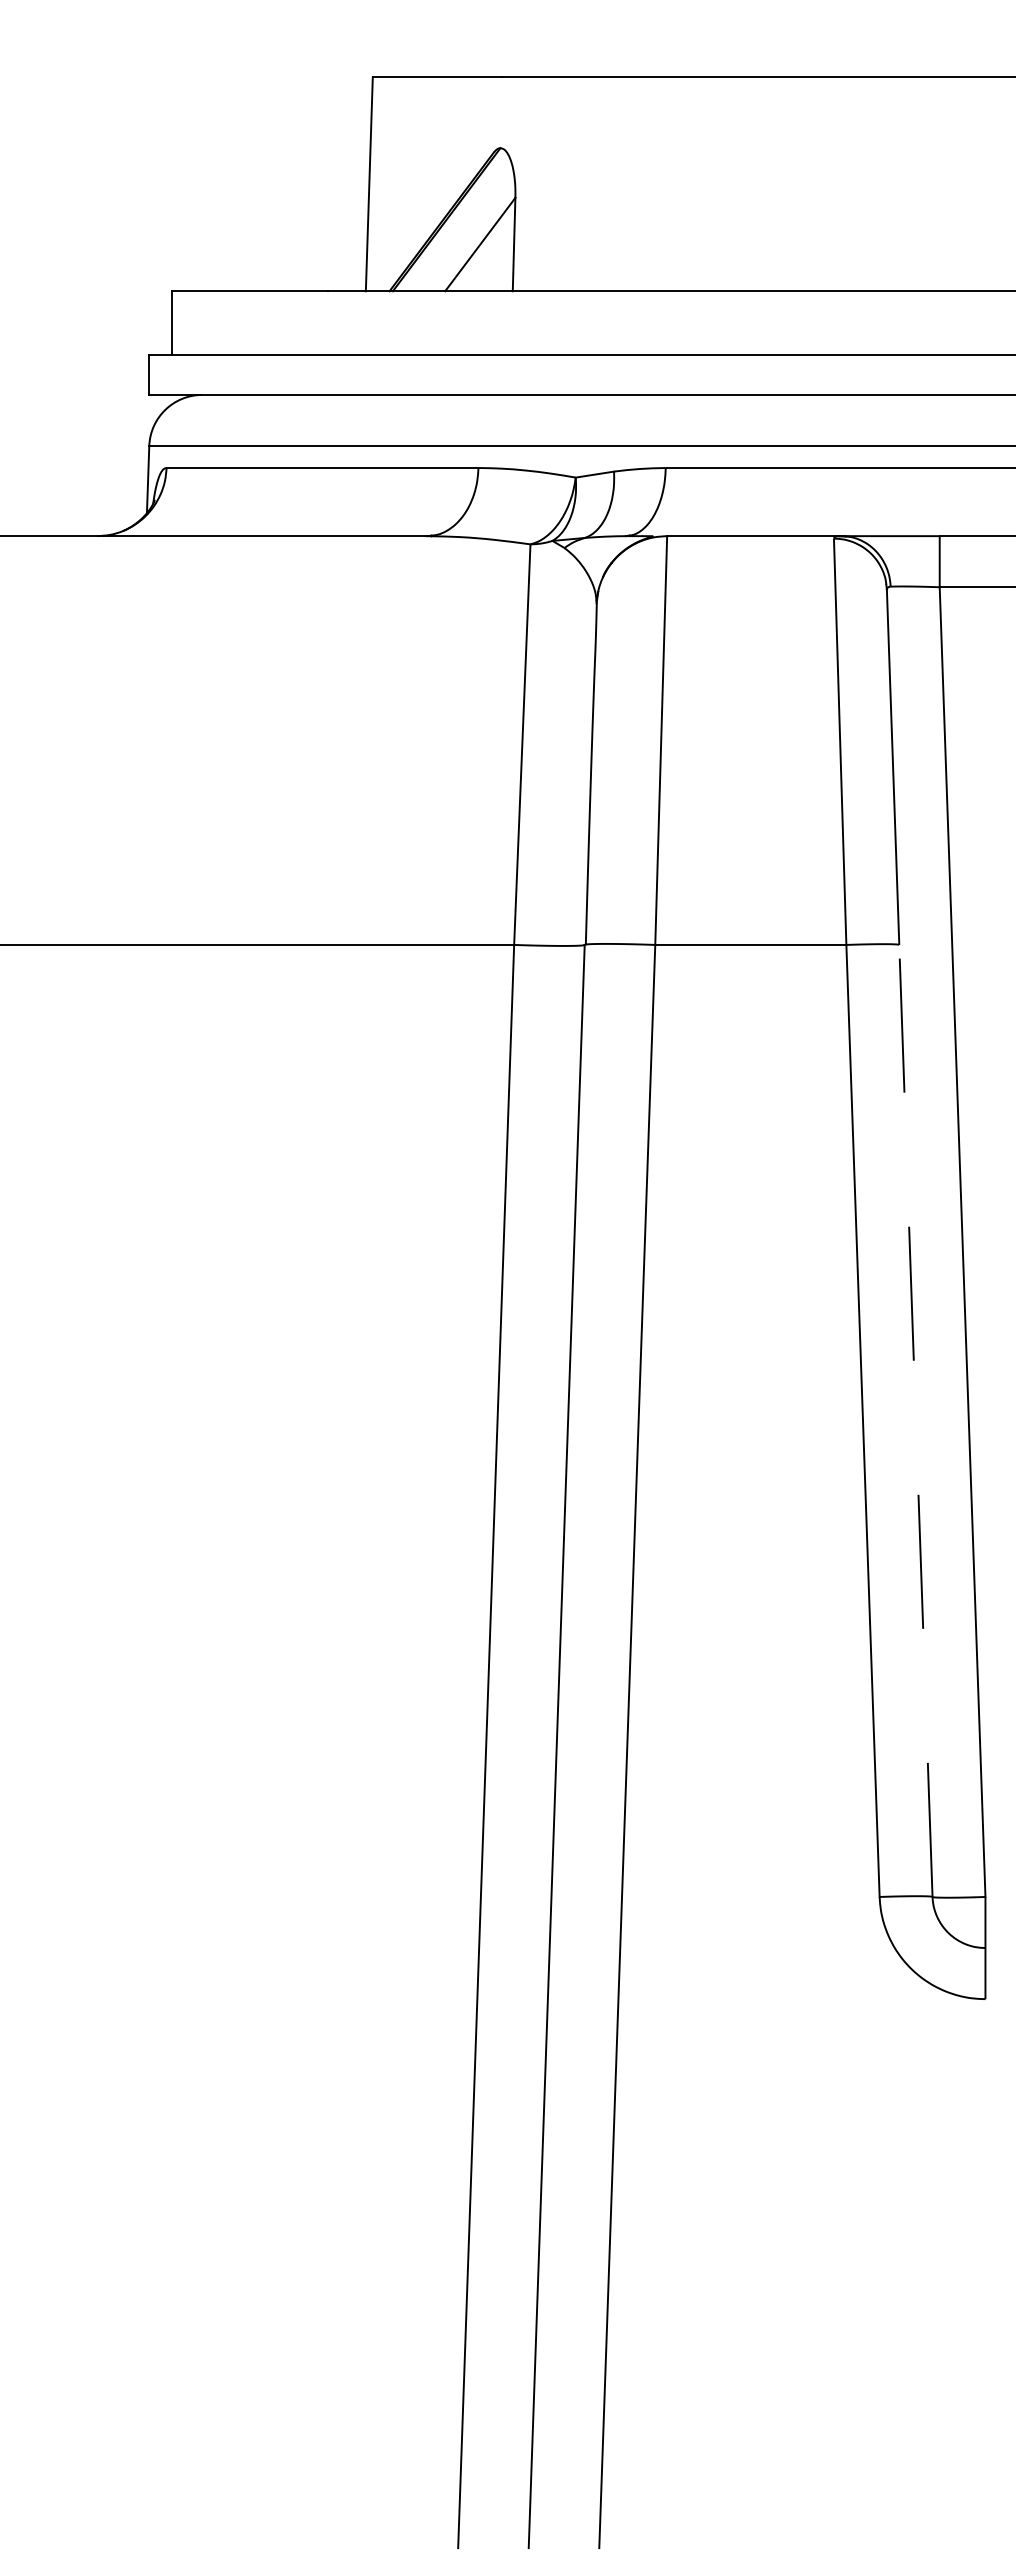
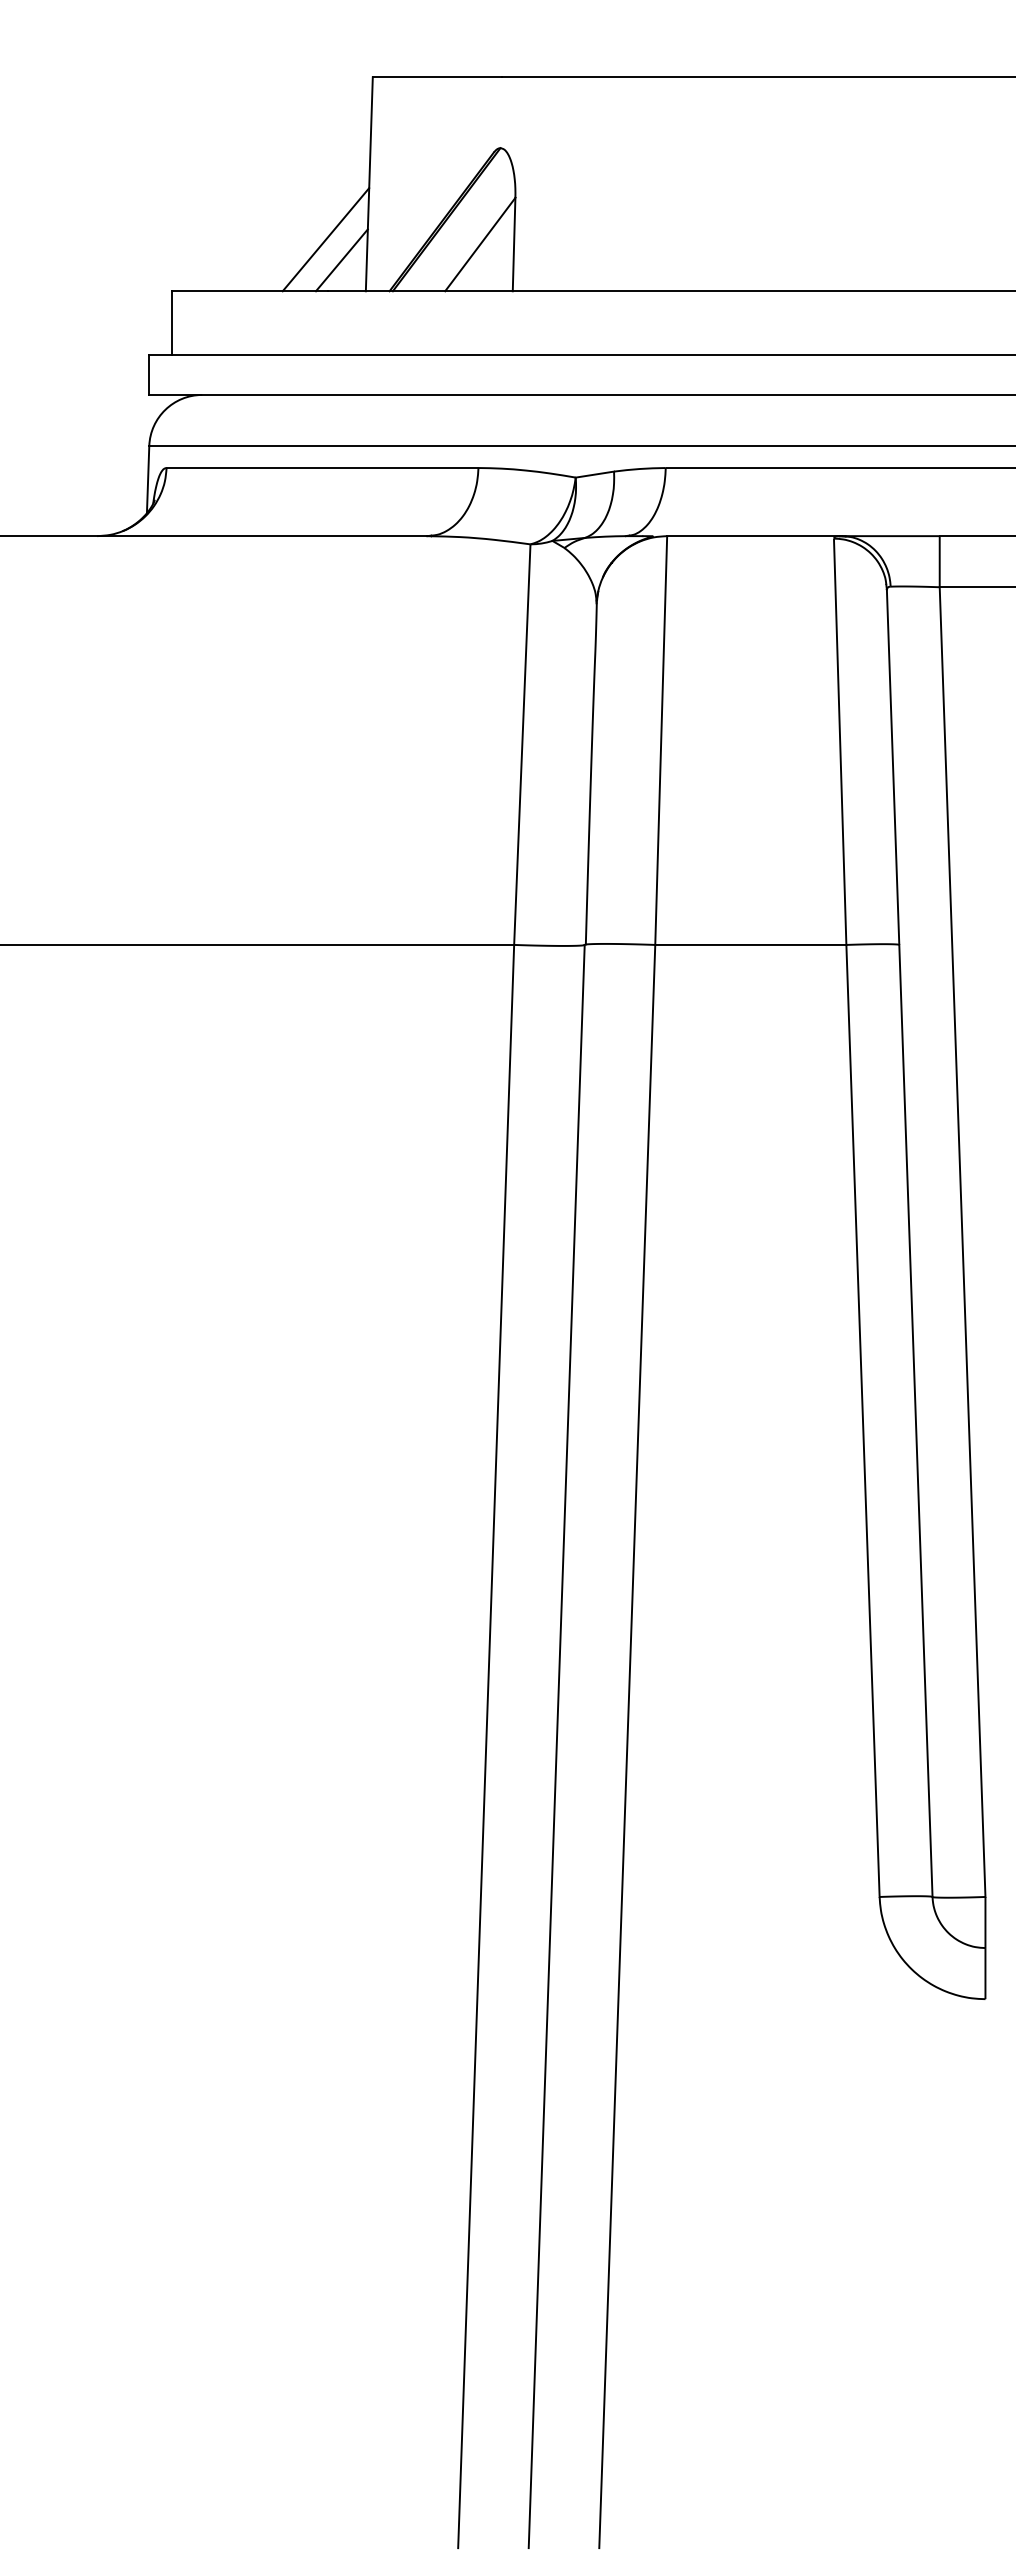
line: none -> present (325, 239)
line: none -> present (341, 260)
line: dashed -> solid (915, 1420)
